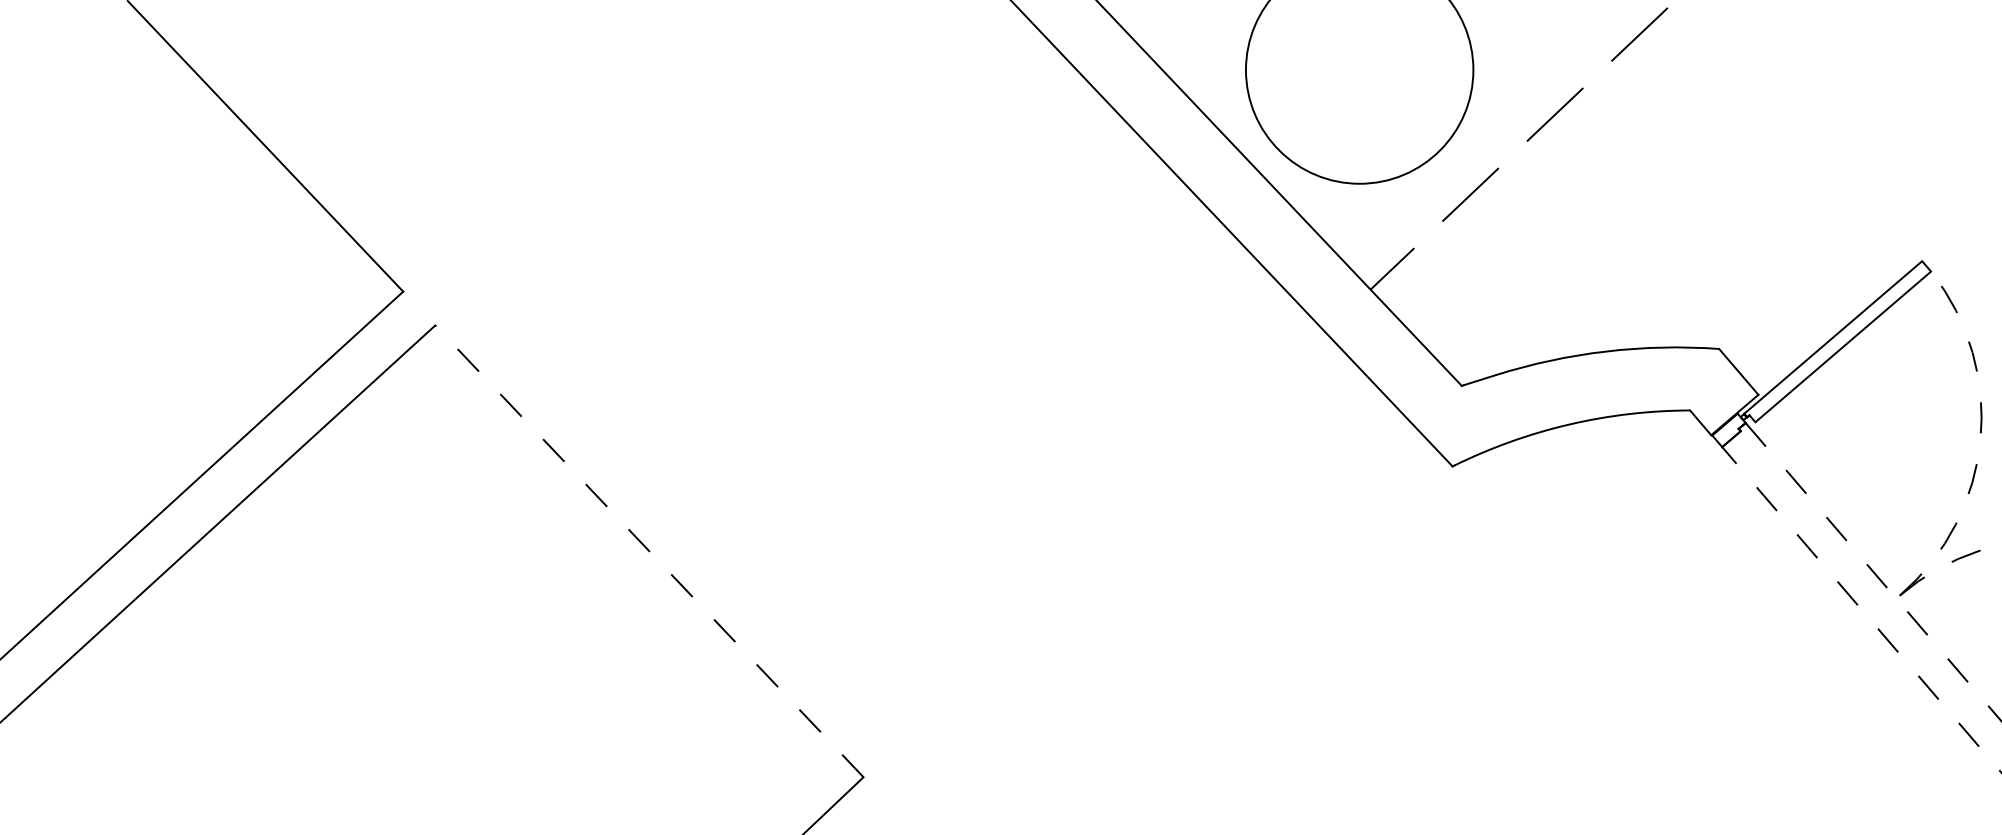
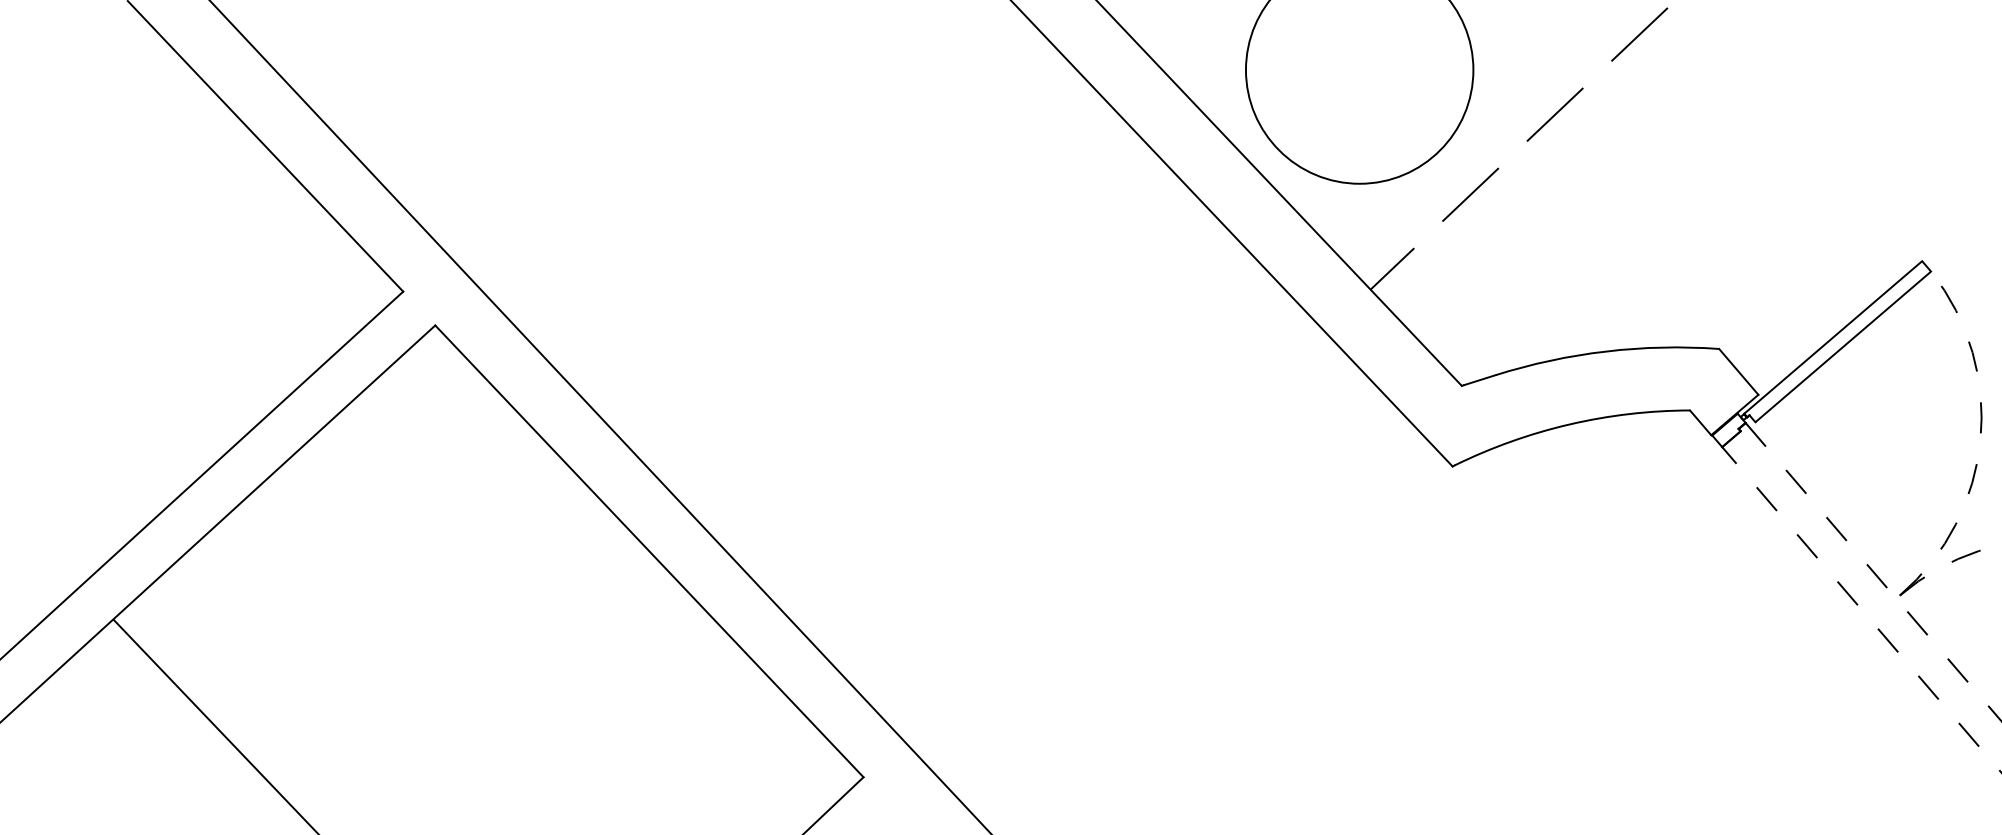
line: none -> present (599, 416)
line: dashed -> solid (649, 551)
line: none -> present (214, 725)
